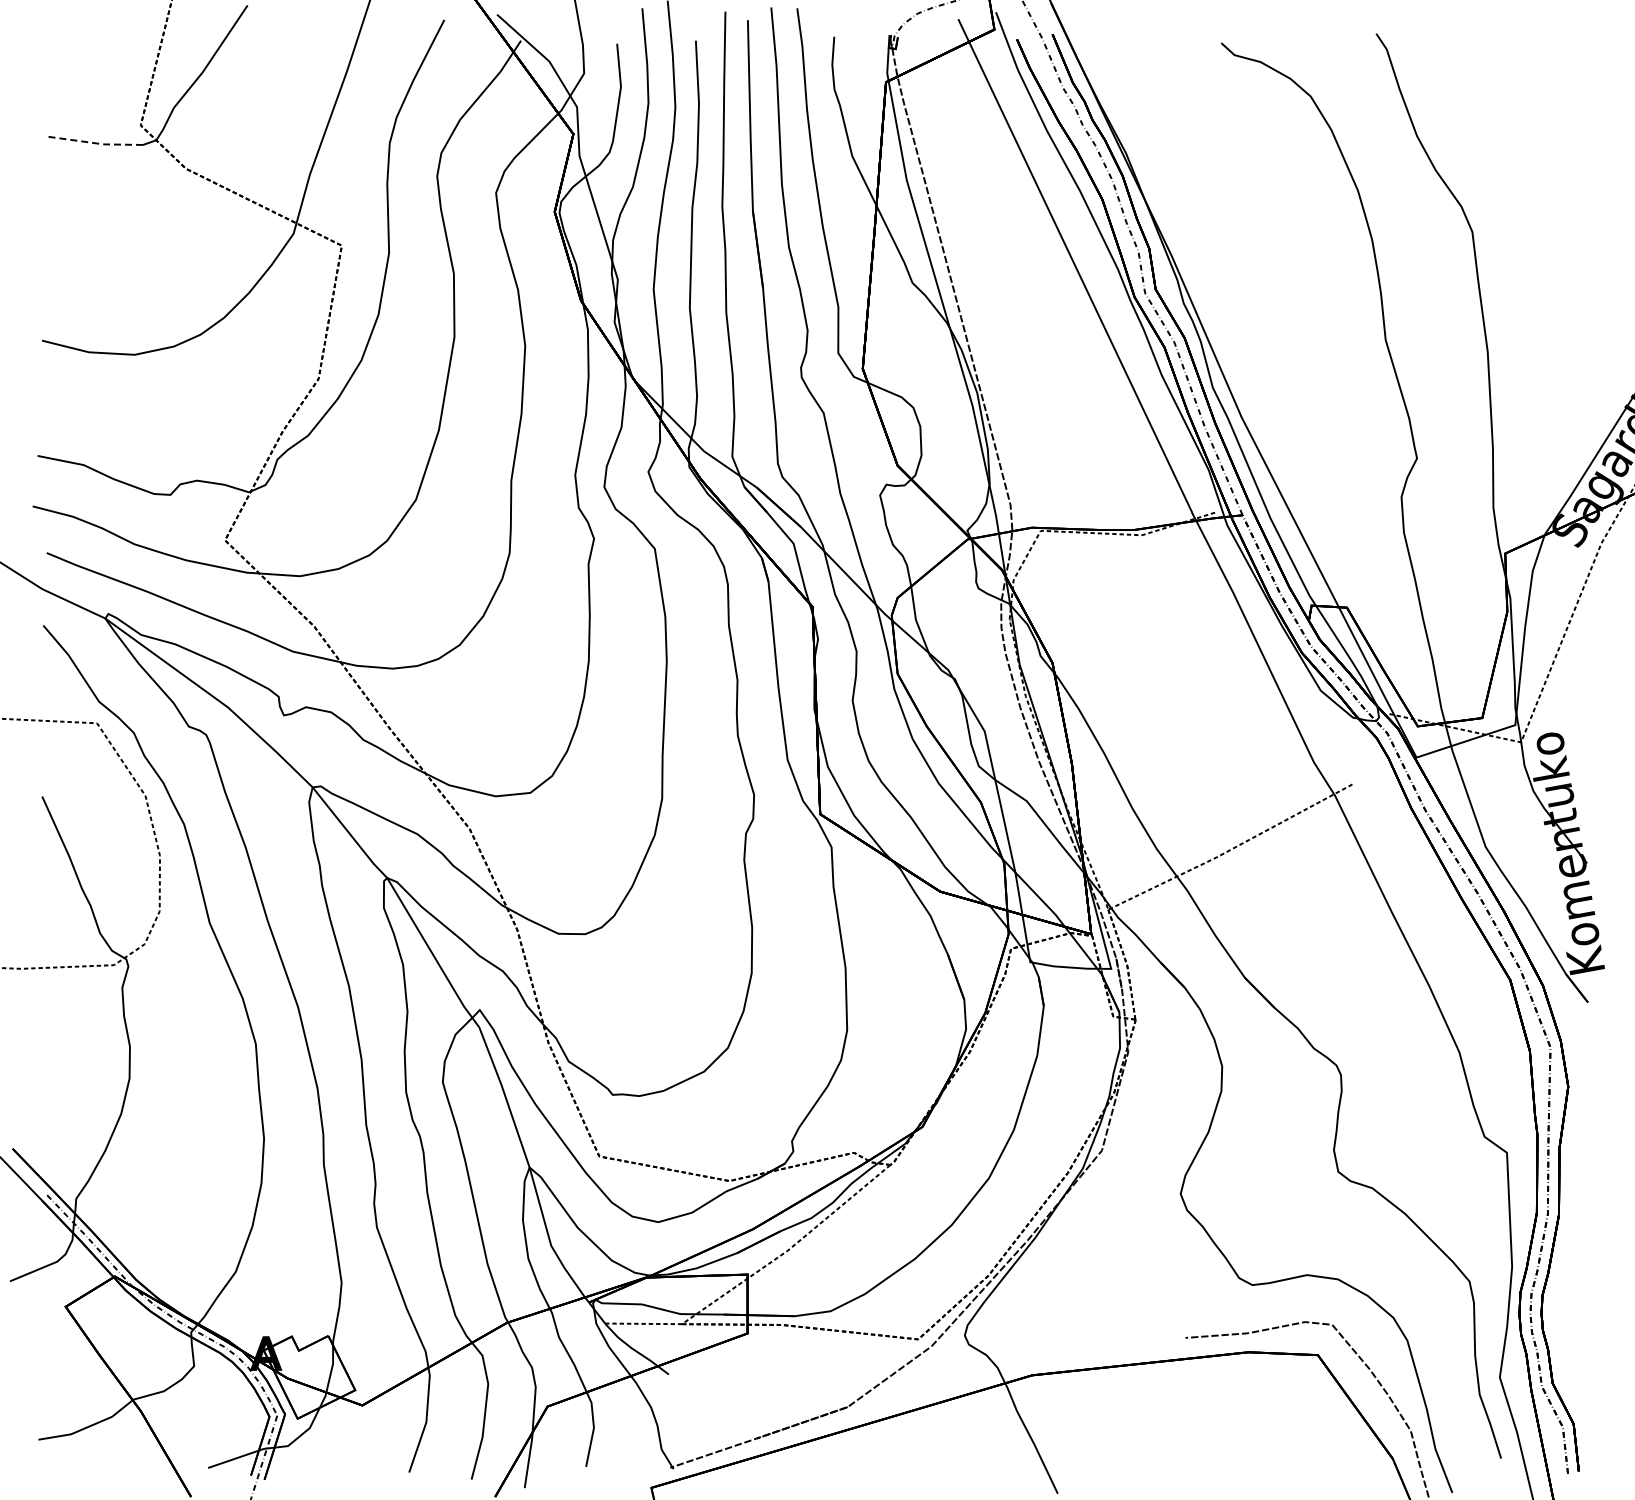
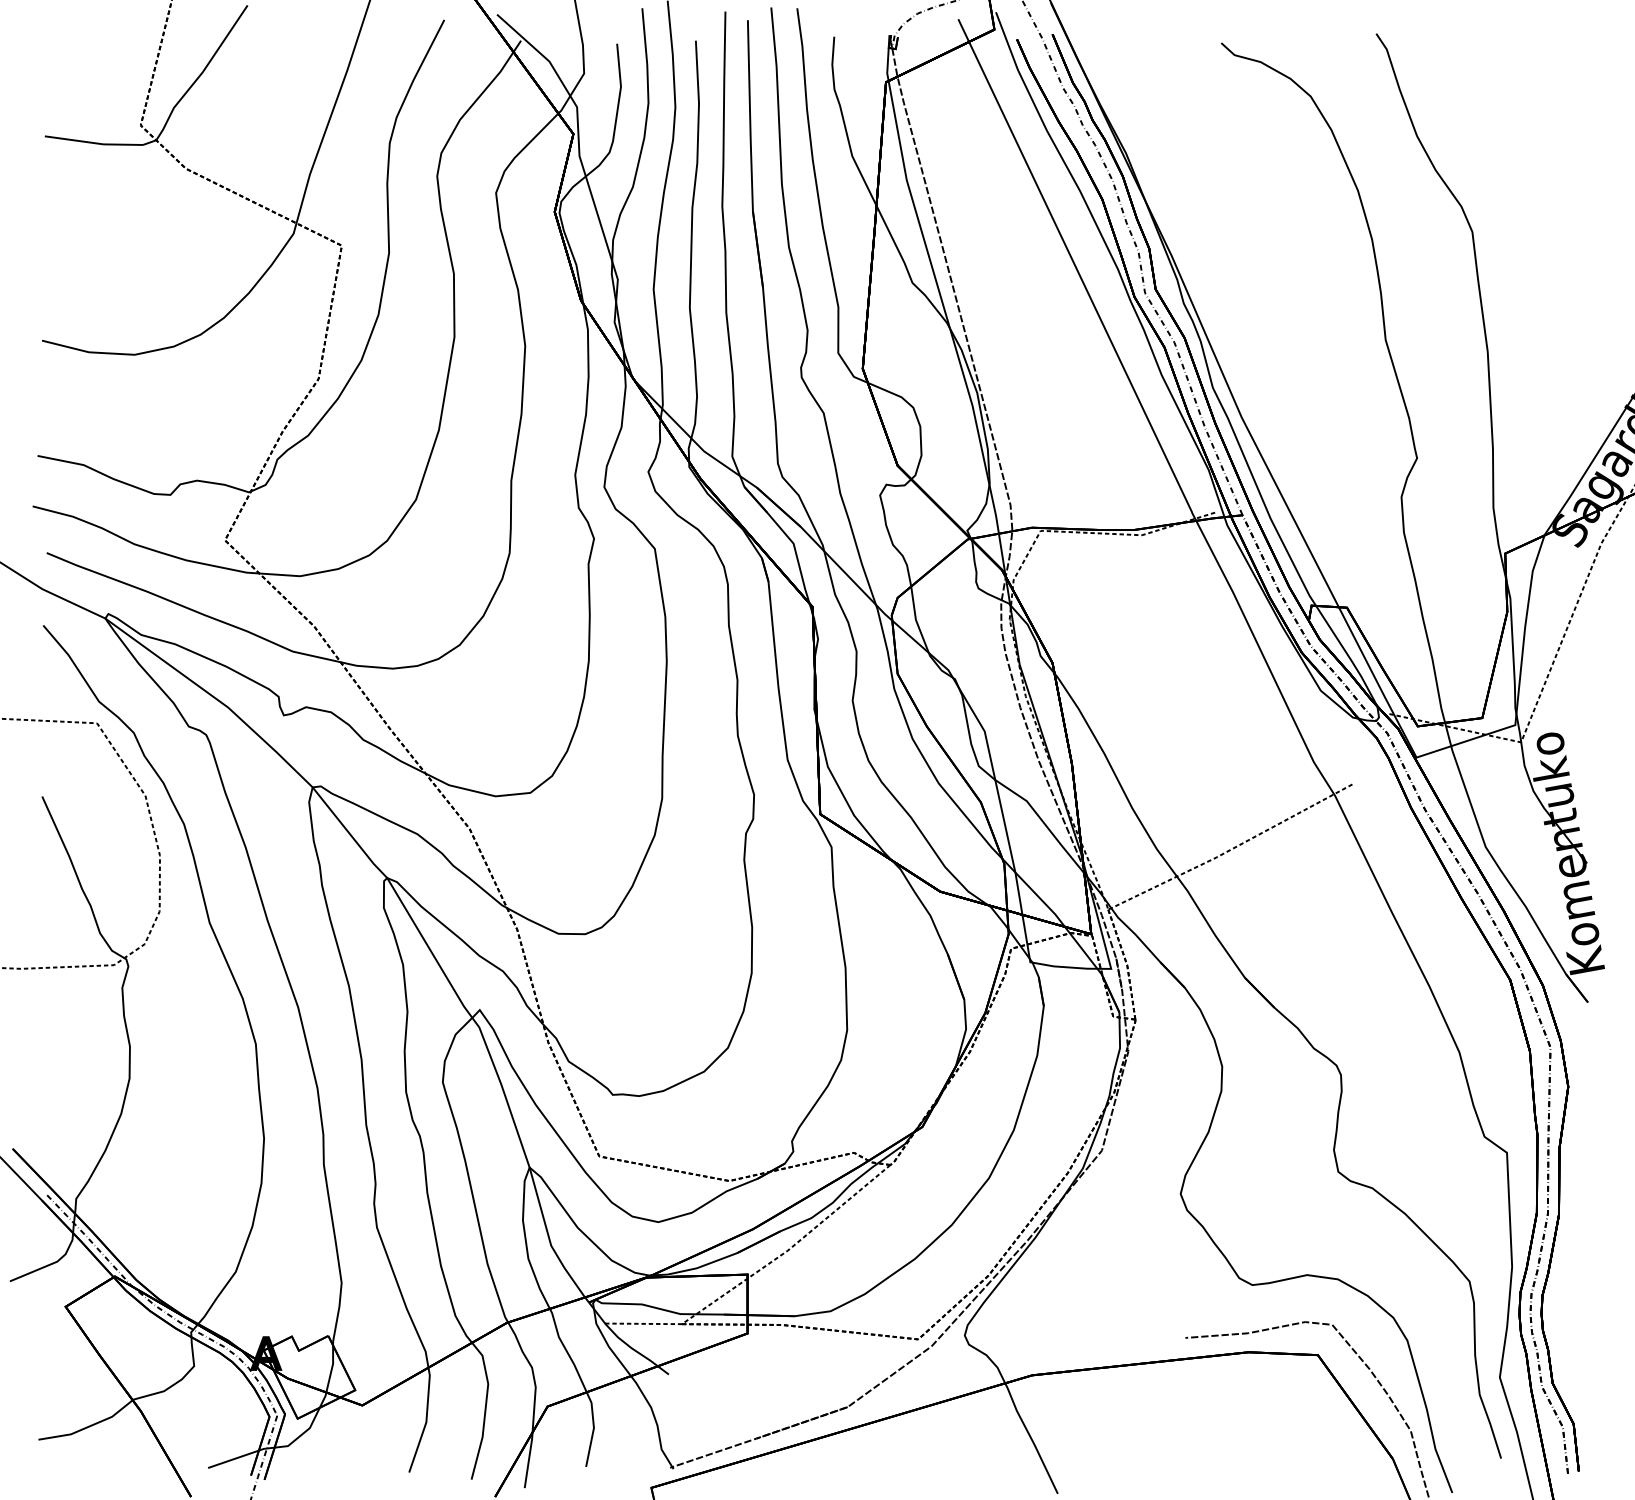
line: dashed -> solid (93, 143)
